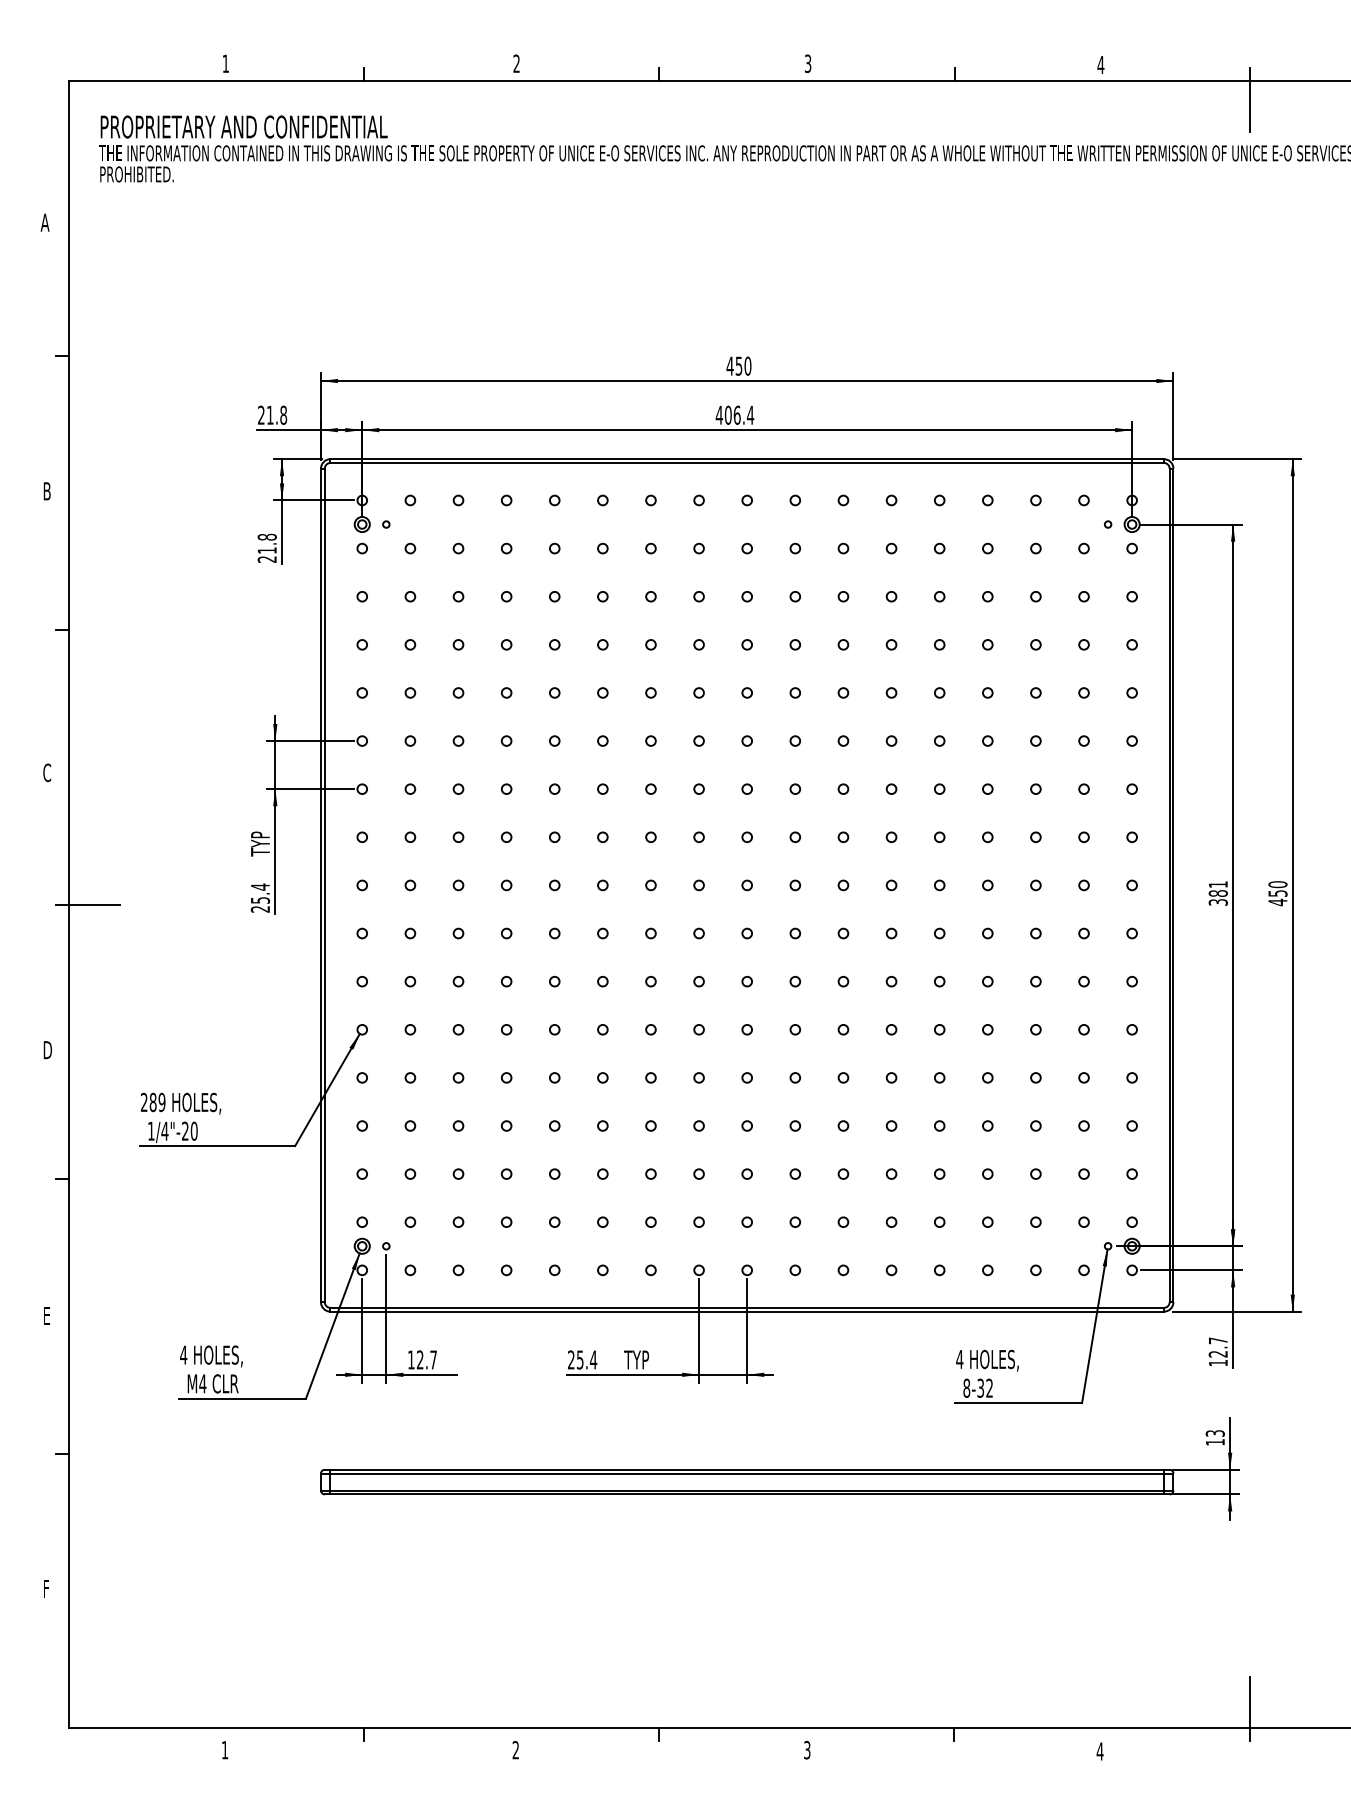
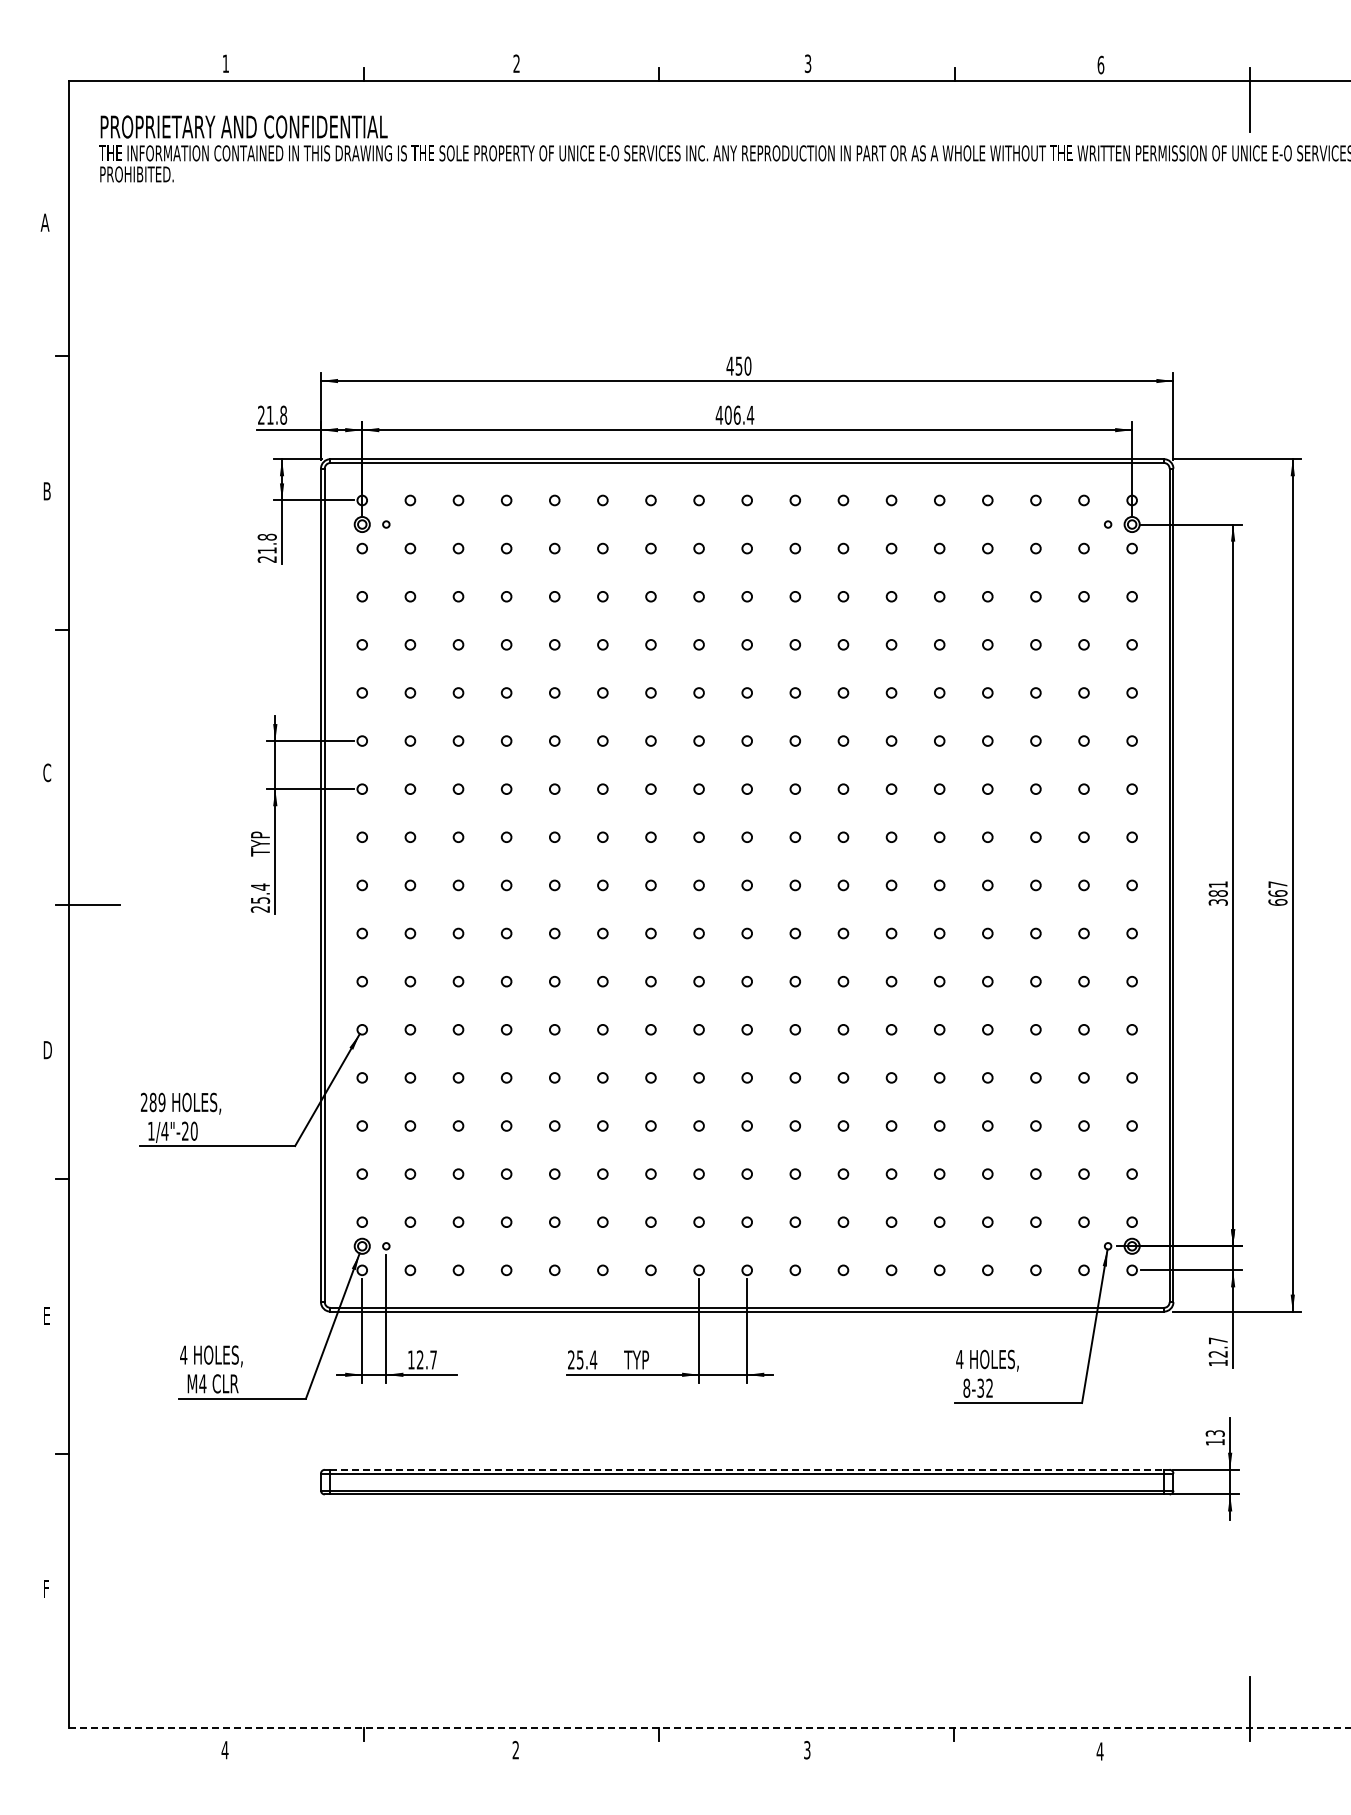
text: 4 -> 6 (1100, 64)
text: 450 -> 667 (1277, 893)
line: solid -> dashed (747, 1469)
line: solid -> dashed (709, 1728)
text: 1 -> 4 (224, 1750)
